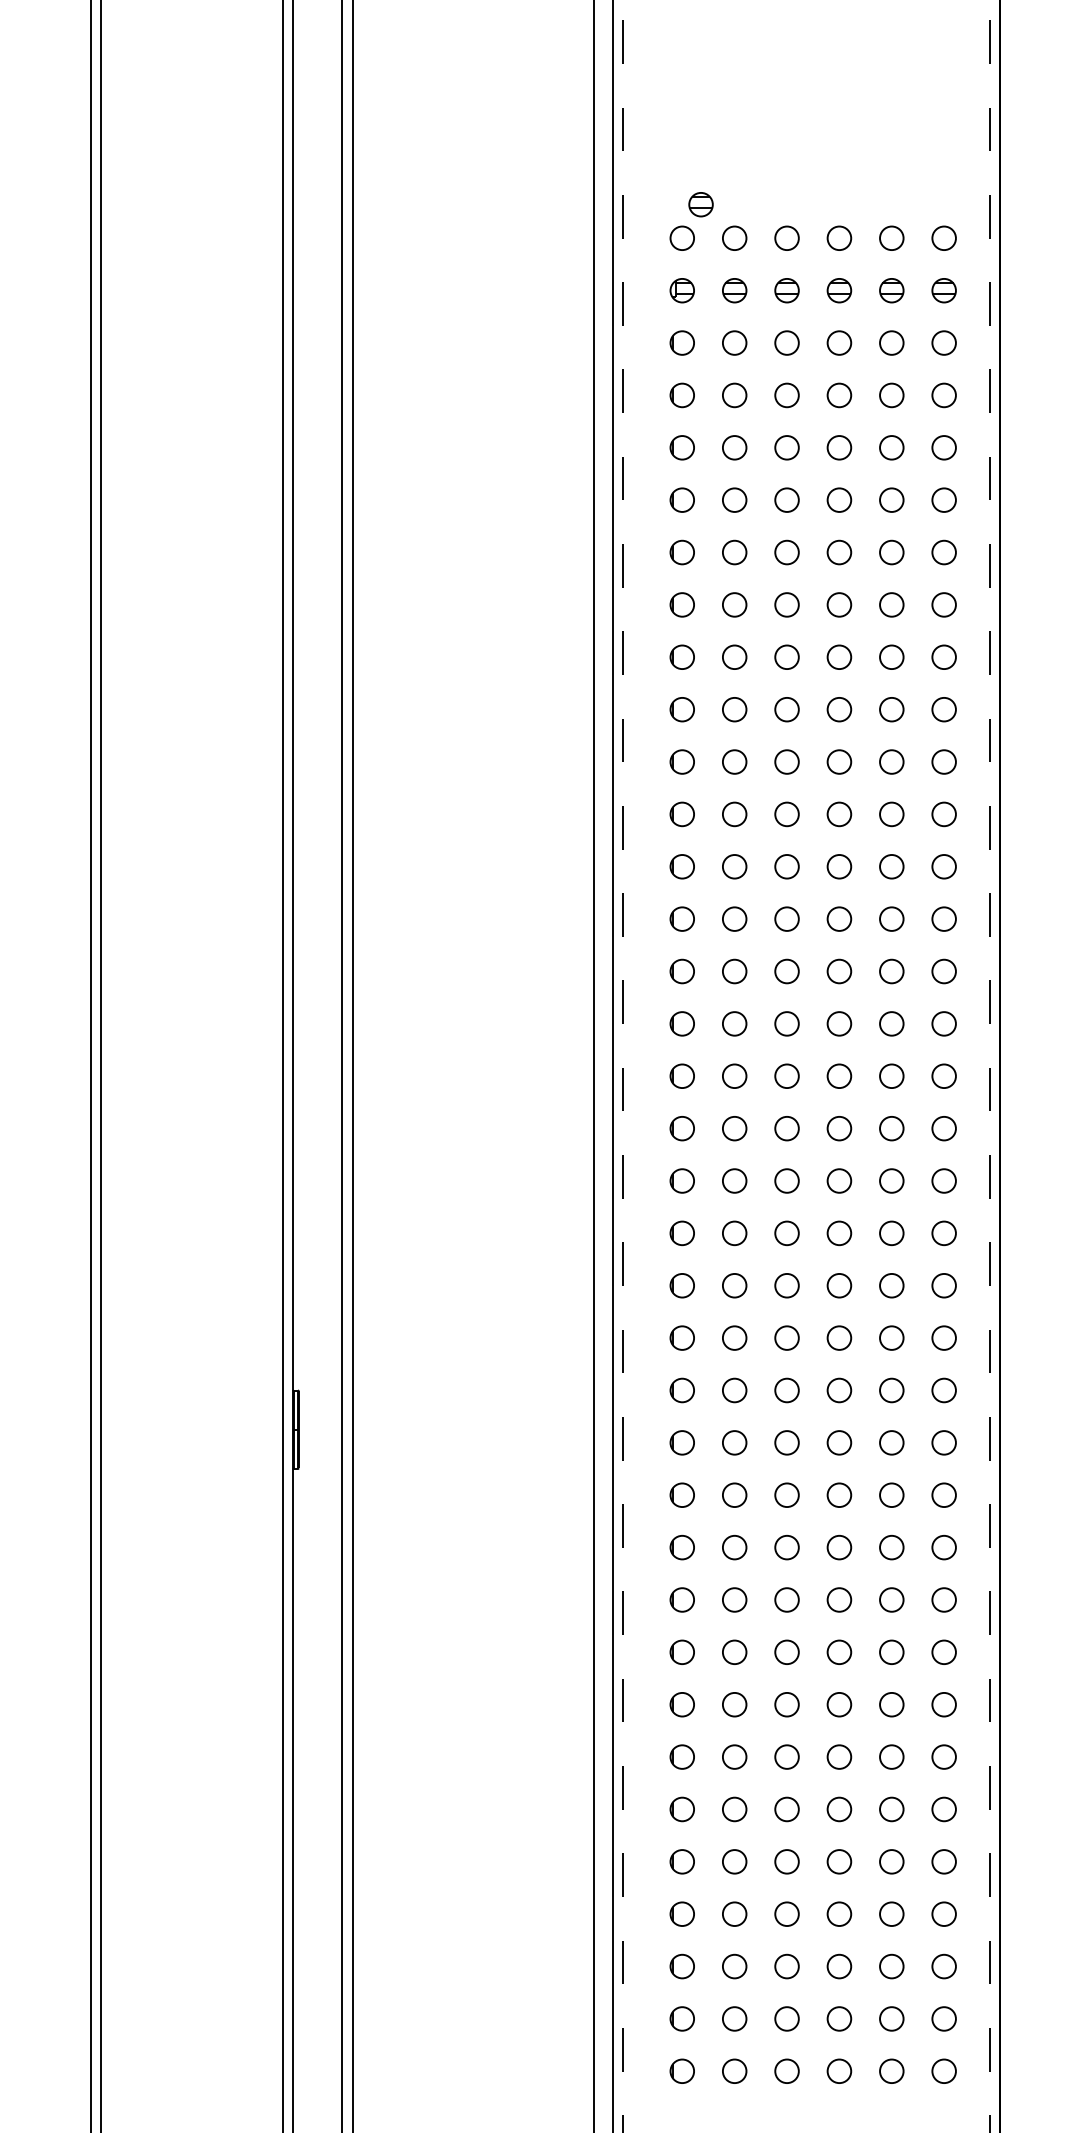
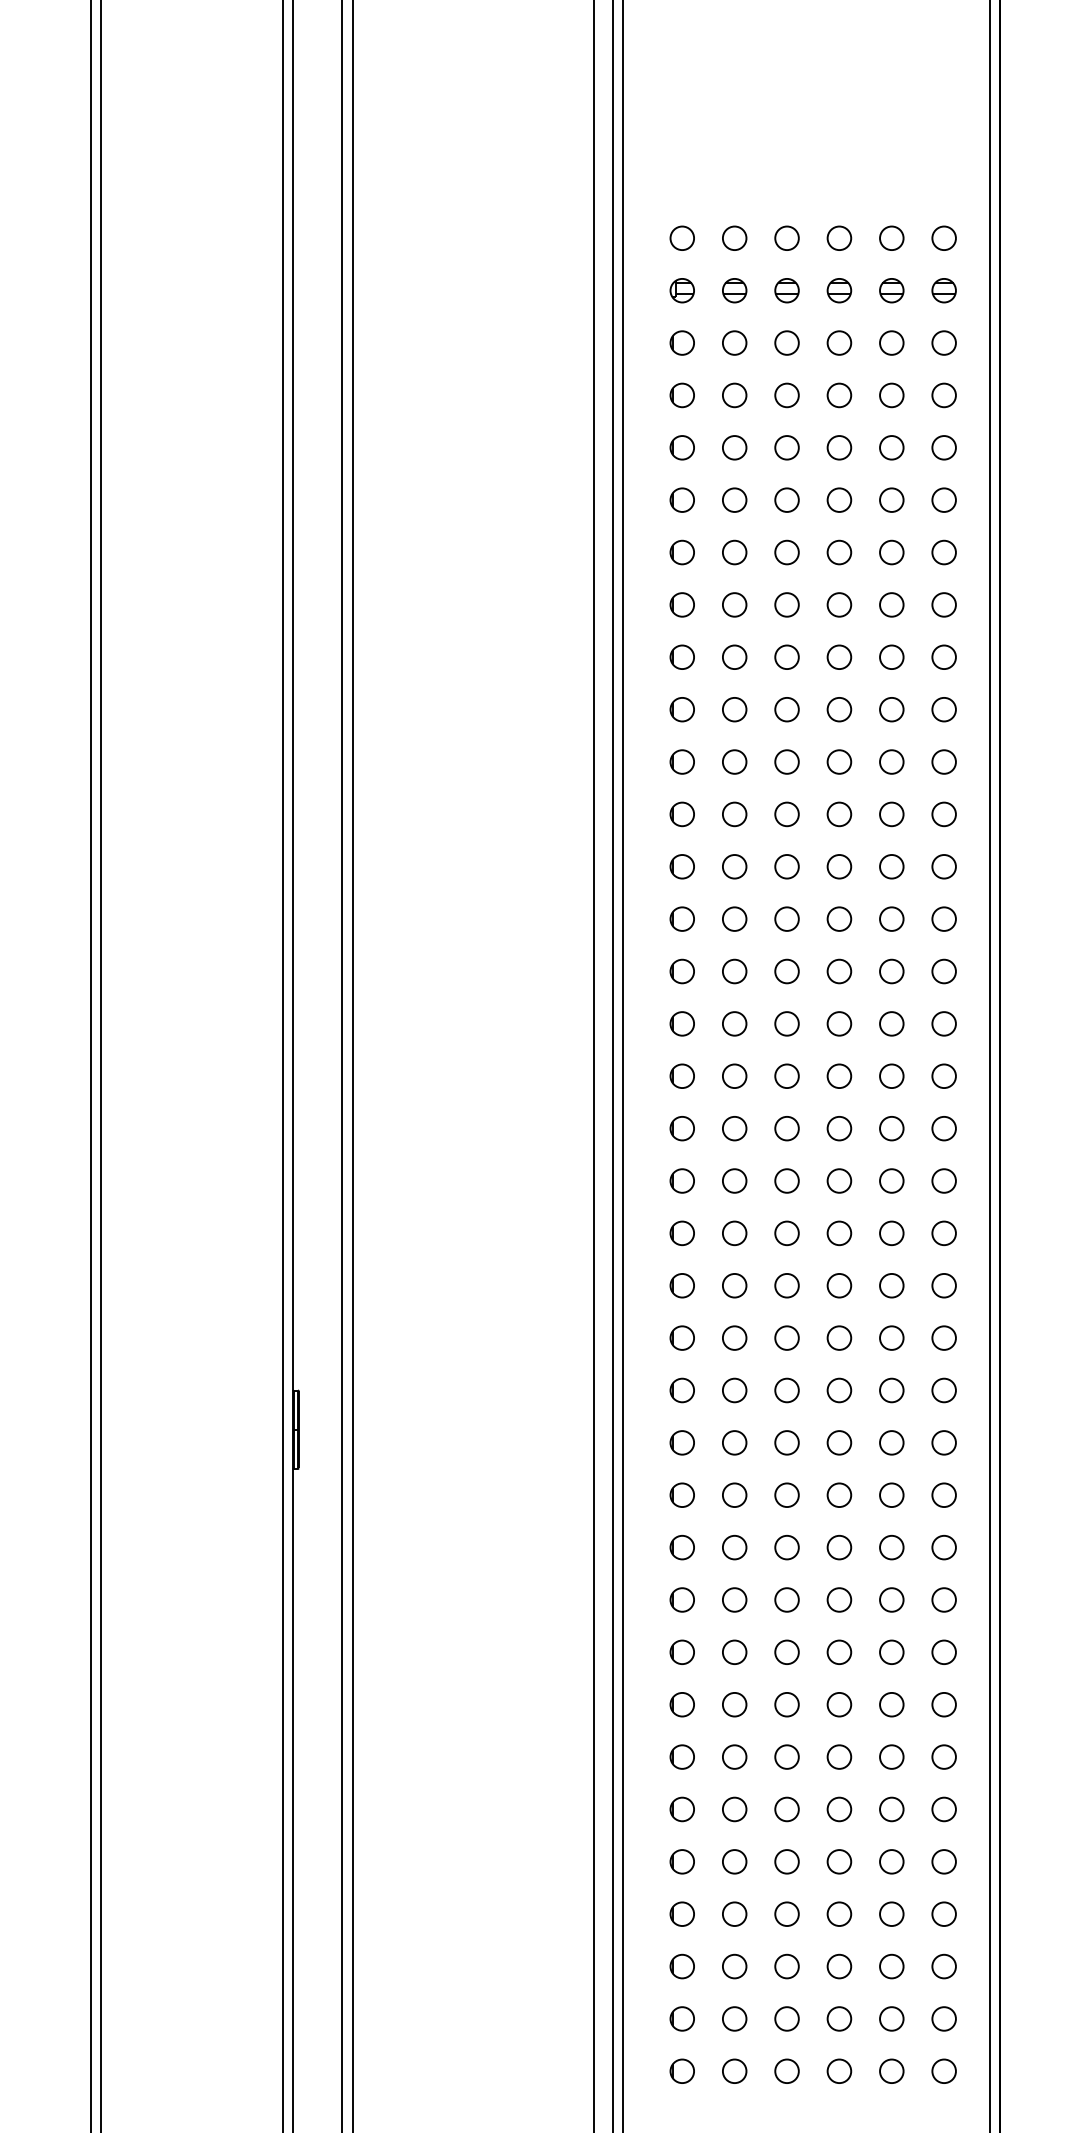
part: present -> none (700, 204)
line: dashed -> solid (623, 1065)
line: dashed -> solid (990, 1065)
